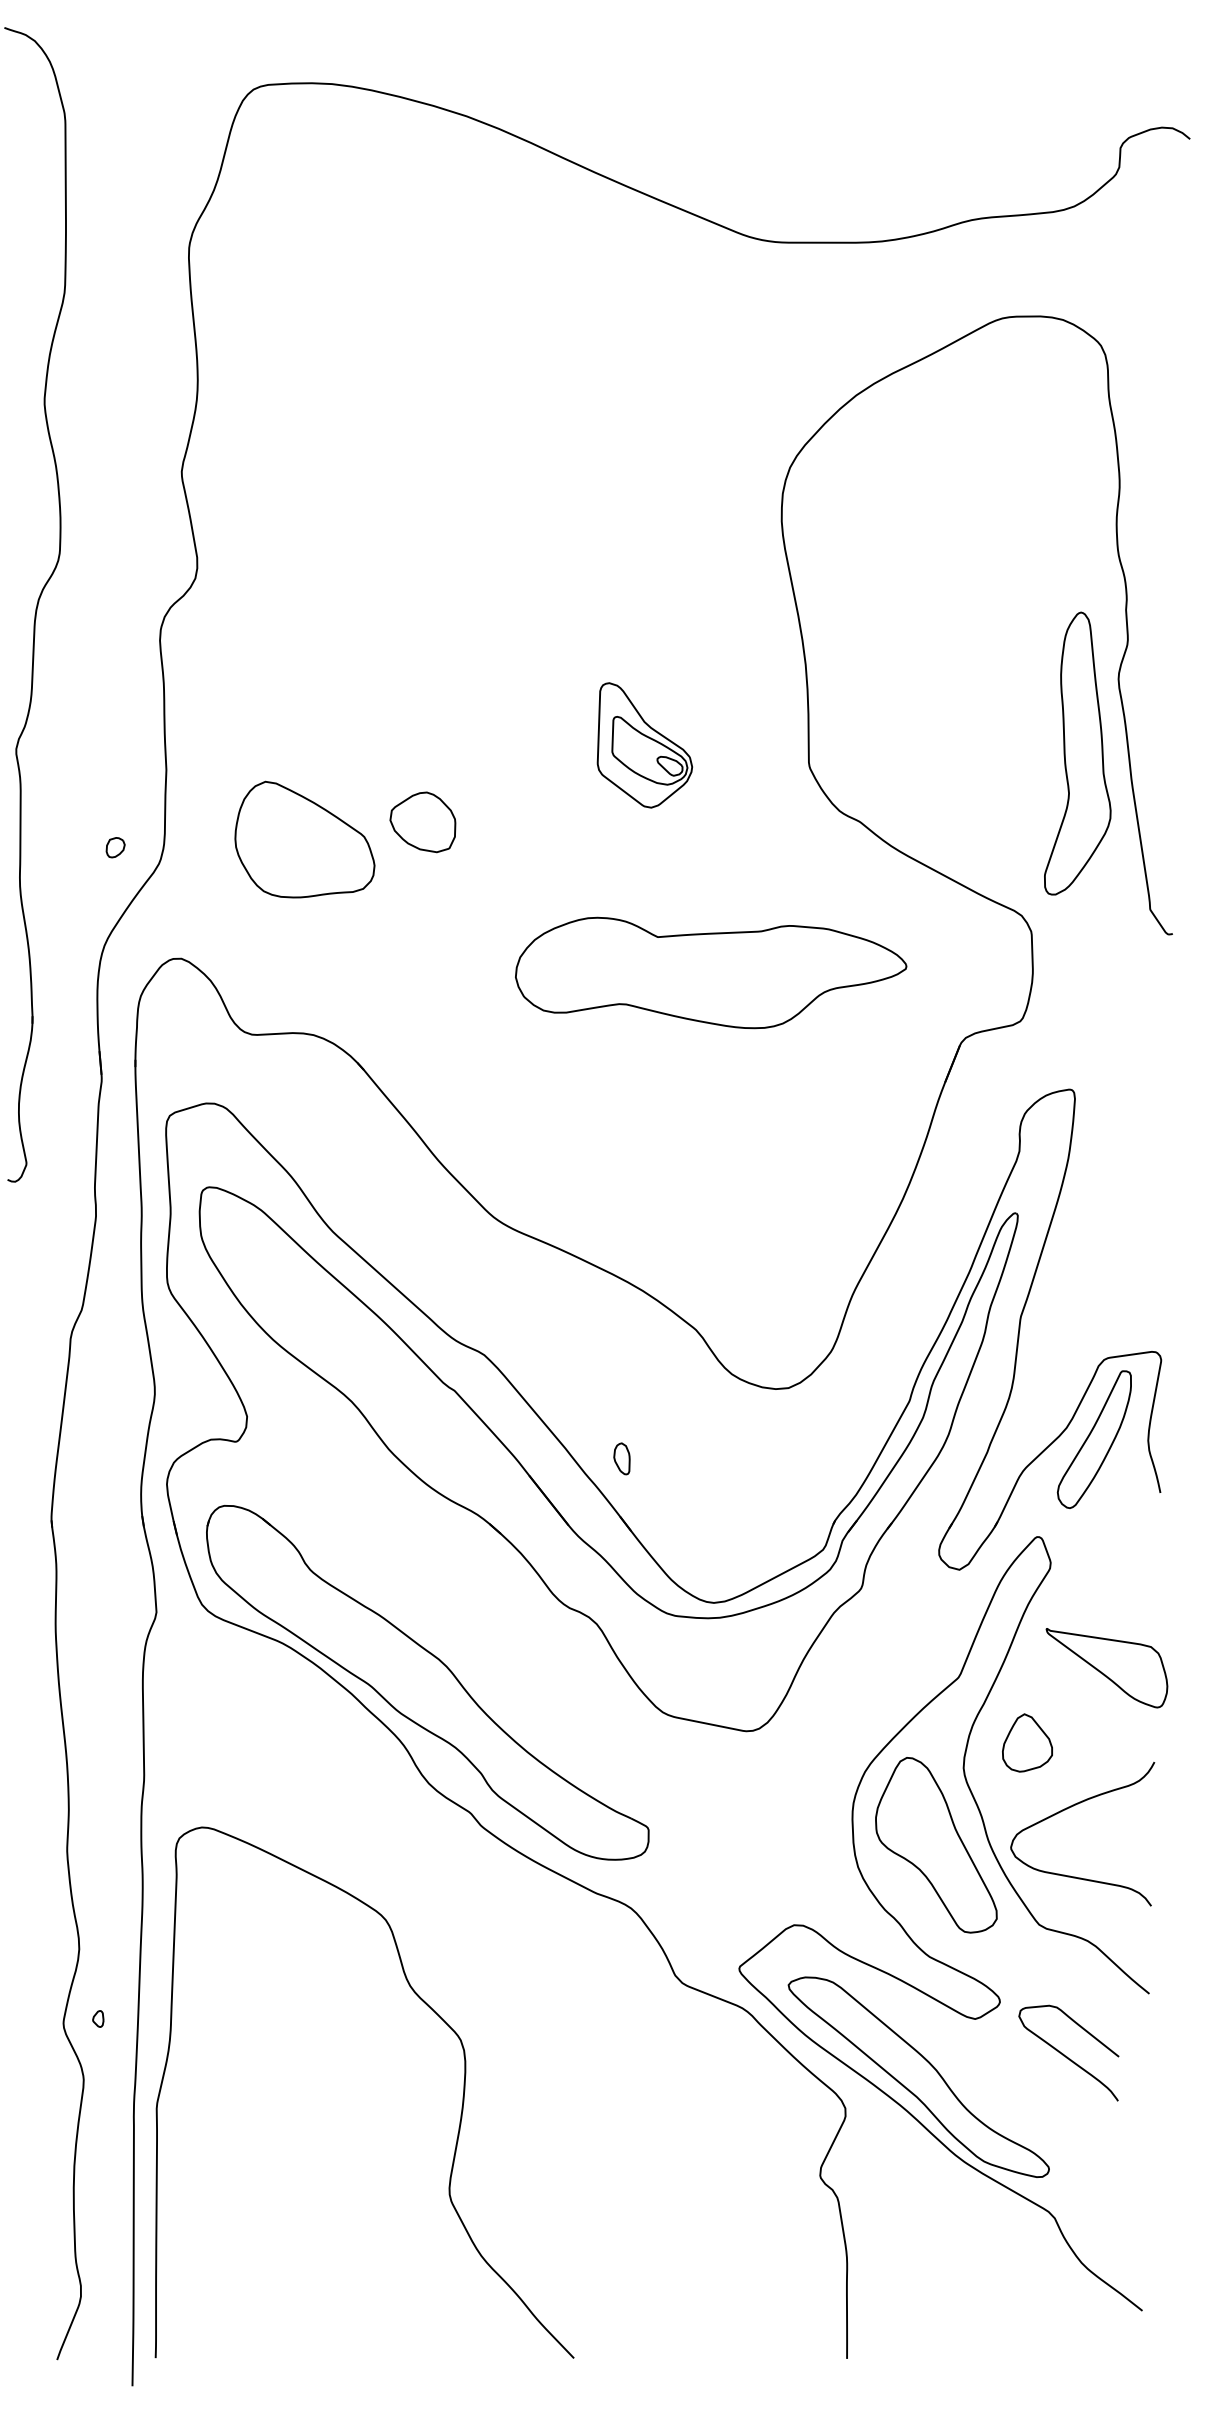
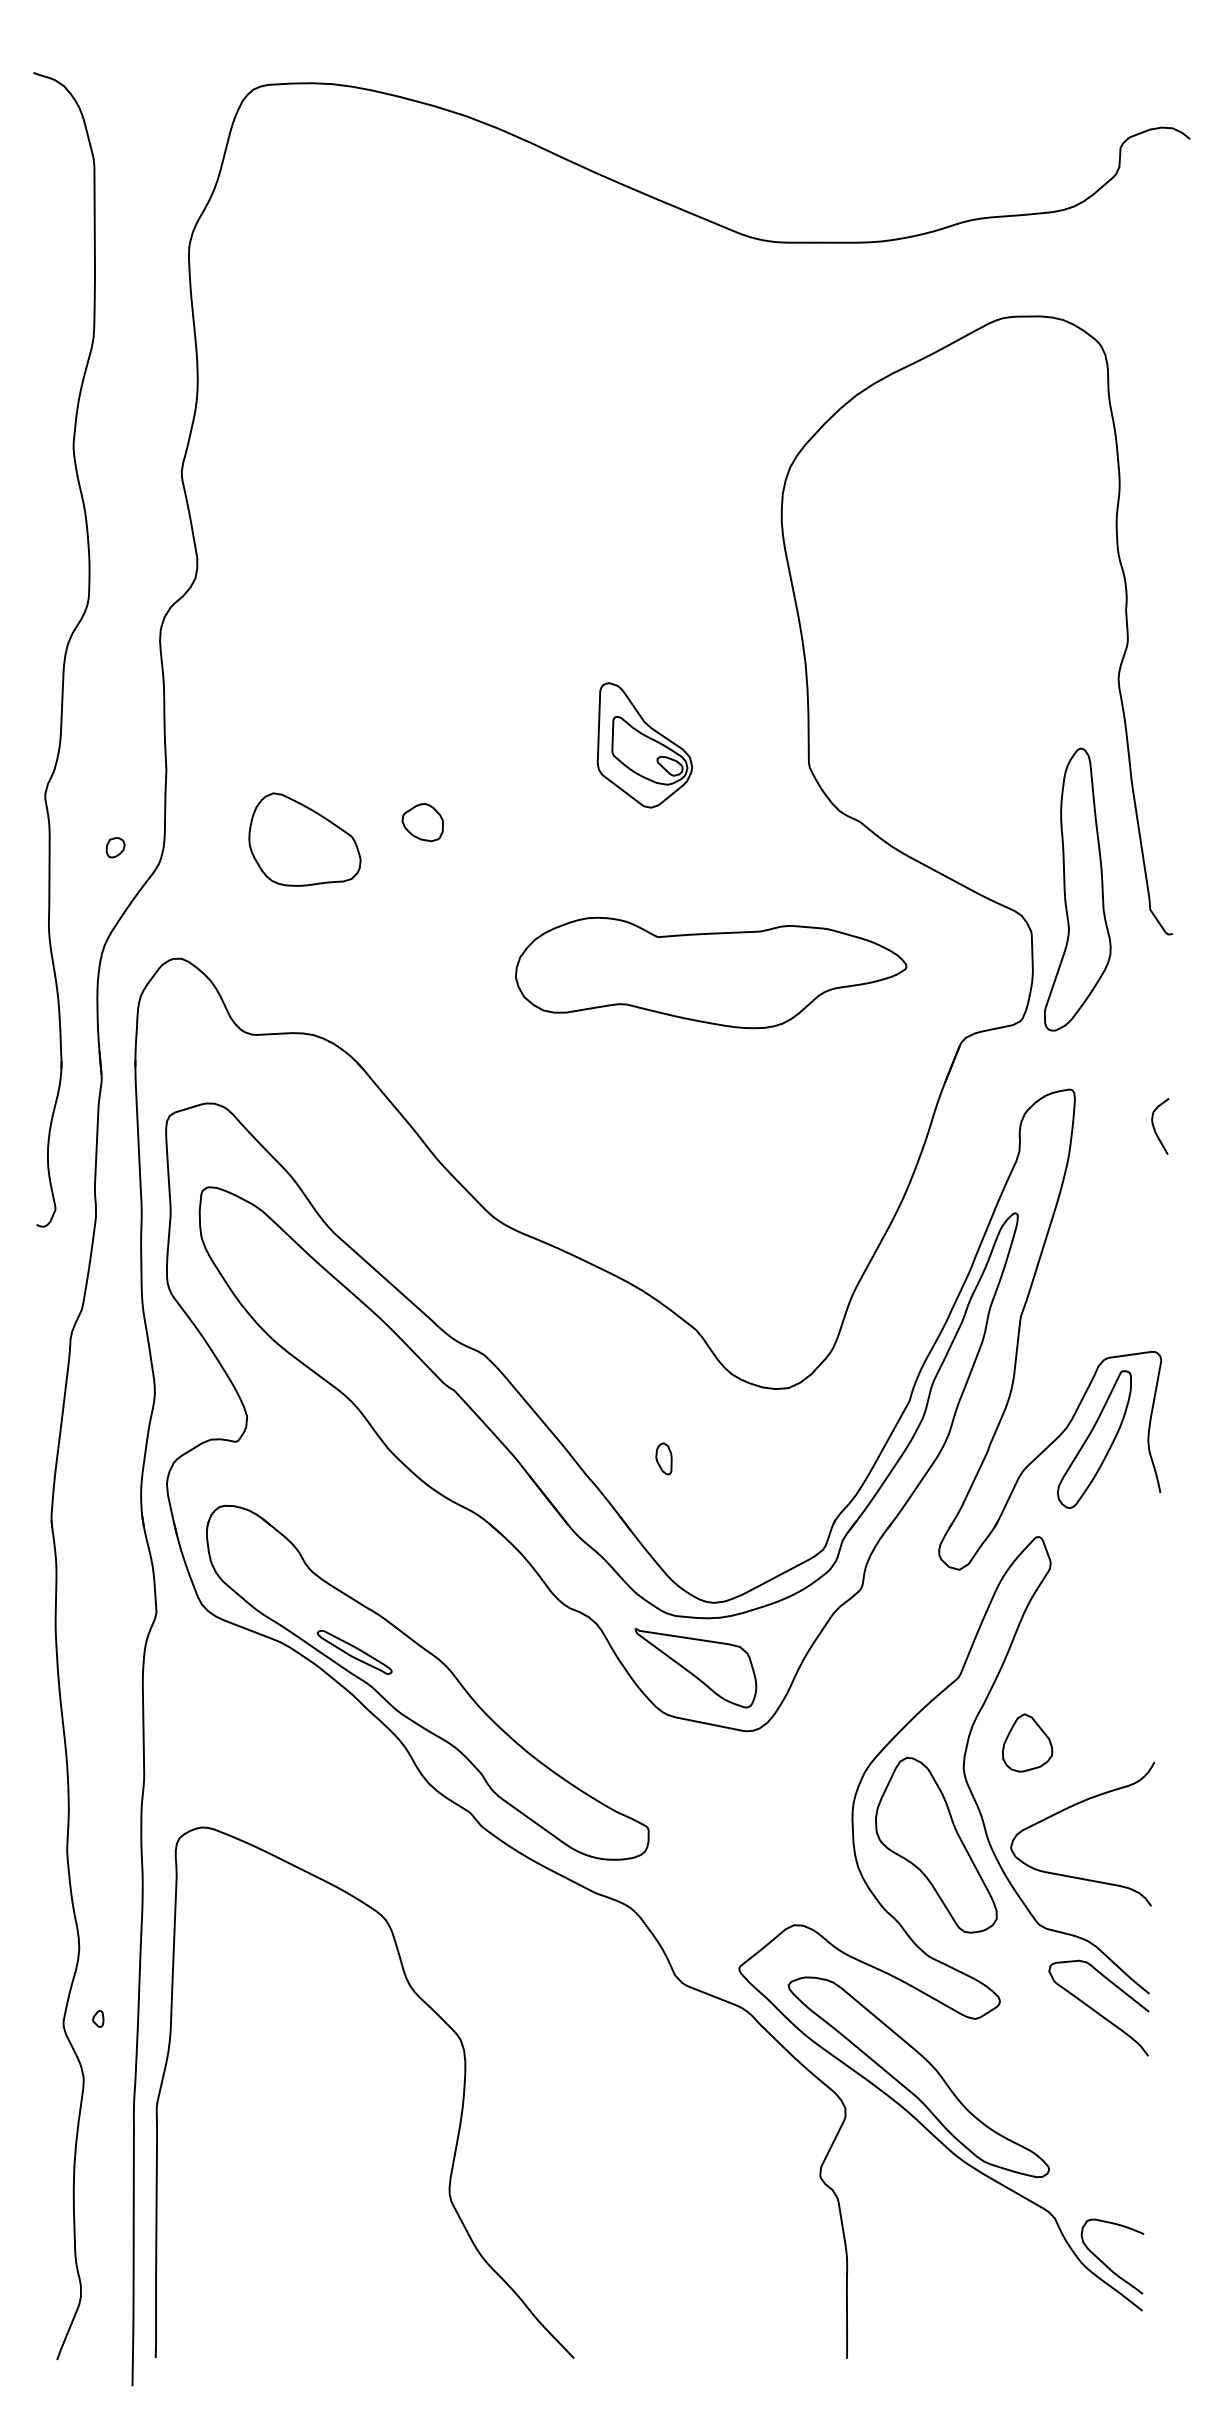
part position: (35, 604) -> (64, 649) (64, 649)
part position: (1077, 753) -> (1077, 889) (1077, 889)
part size: 68x63 px -> 43x40 px (422, 822)
part size: 142x119 px -> 114x95 px (304, 839)
curve: none -> present (1155, 1129)
part position: (621, 1458) -> (663, 1458) (663, 1458)
part: none -> present (354, 1651)
part position: (1106, 1668) -> (695, 1668) (695, 1668)
curve position: (1067, 2056) -> (1097, 2011) (1097, 2011)
curve: none -> present (1105, 2263)
